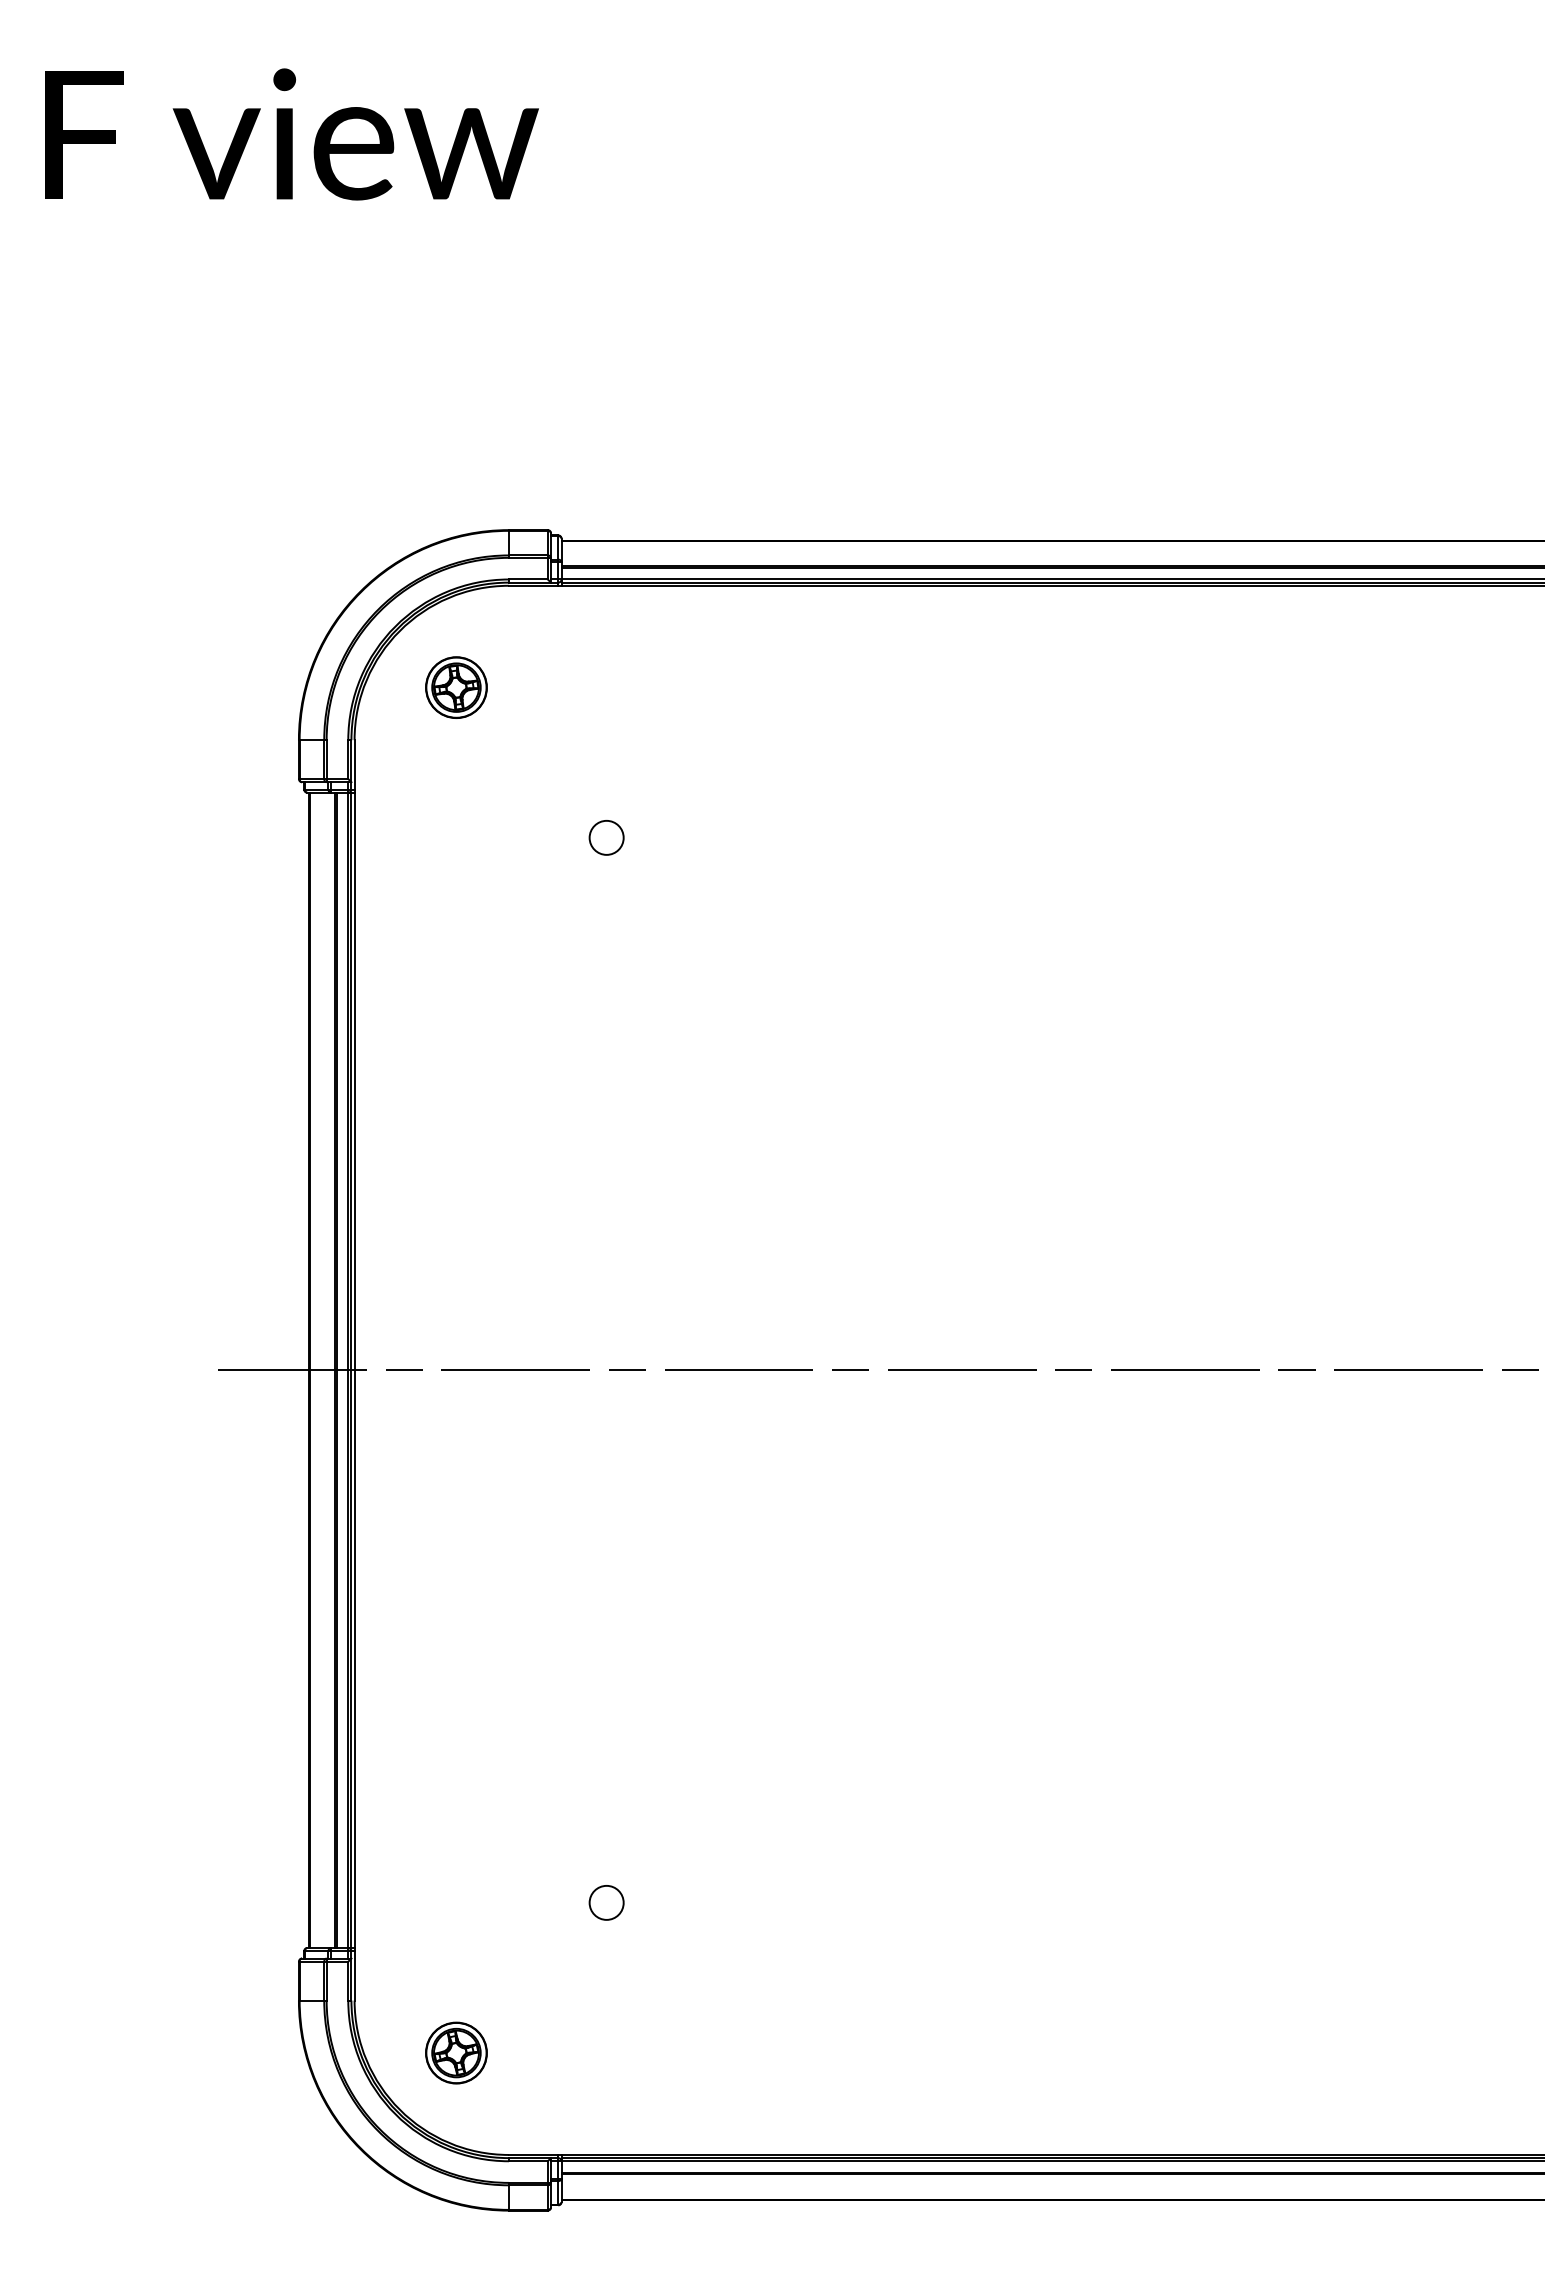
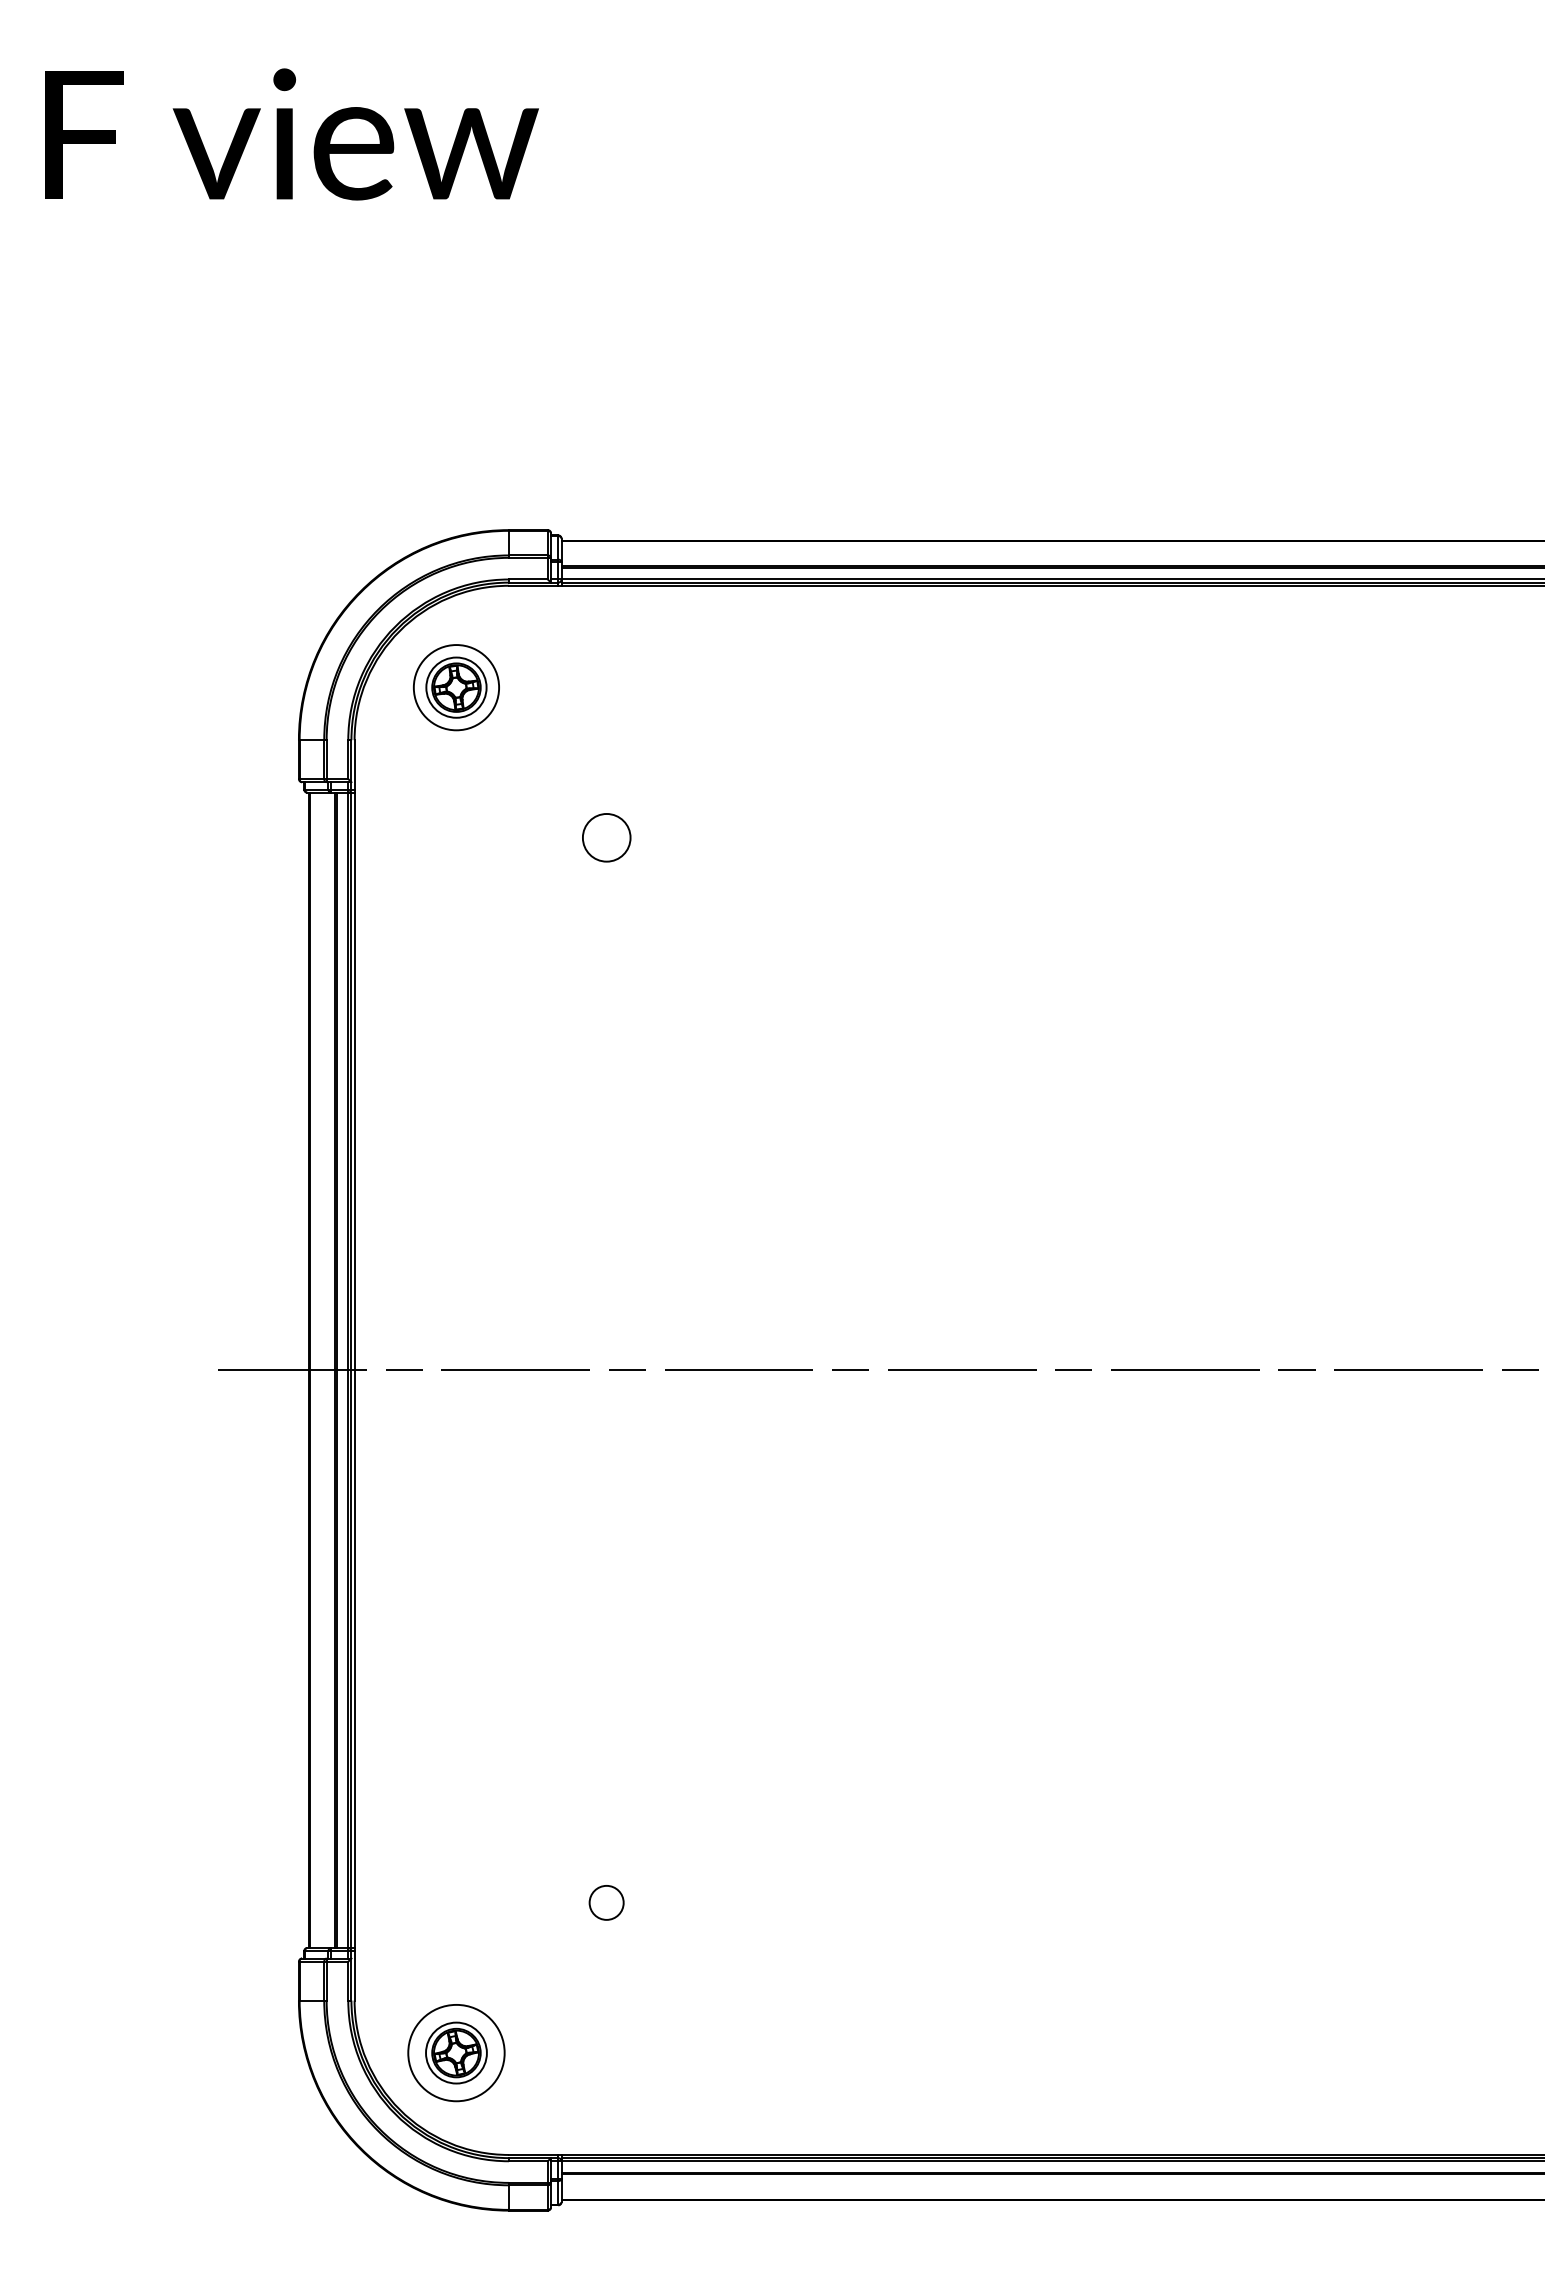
circle diameter: 61 px -> 85 px (456, 687)
circle size: 37x36 px -> 50x50 px (606, 837)
circle diameter: 60 px -> 96 px (456, 2052)
